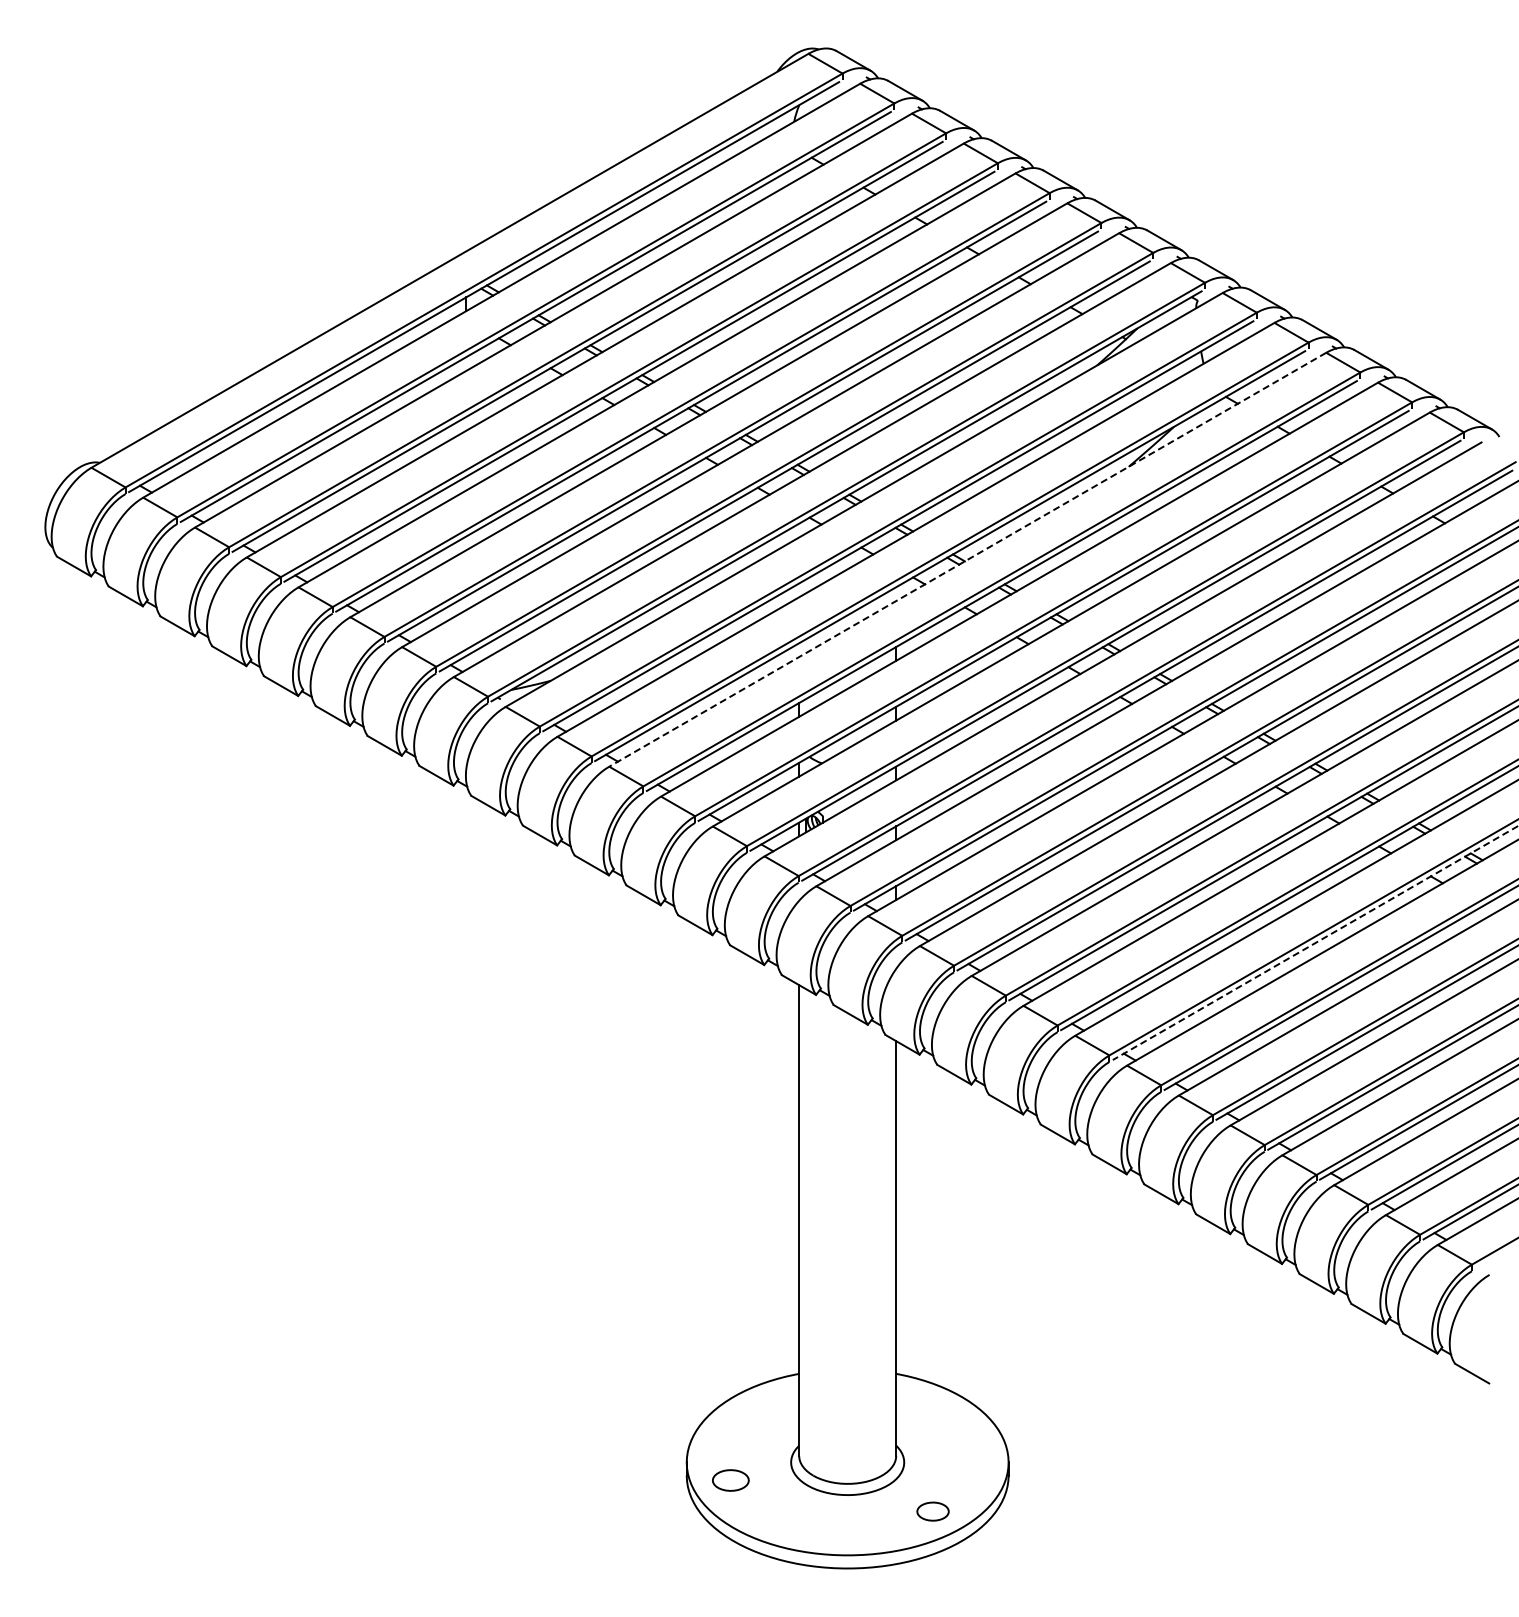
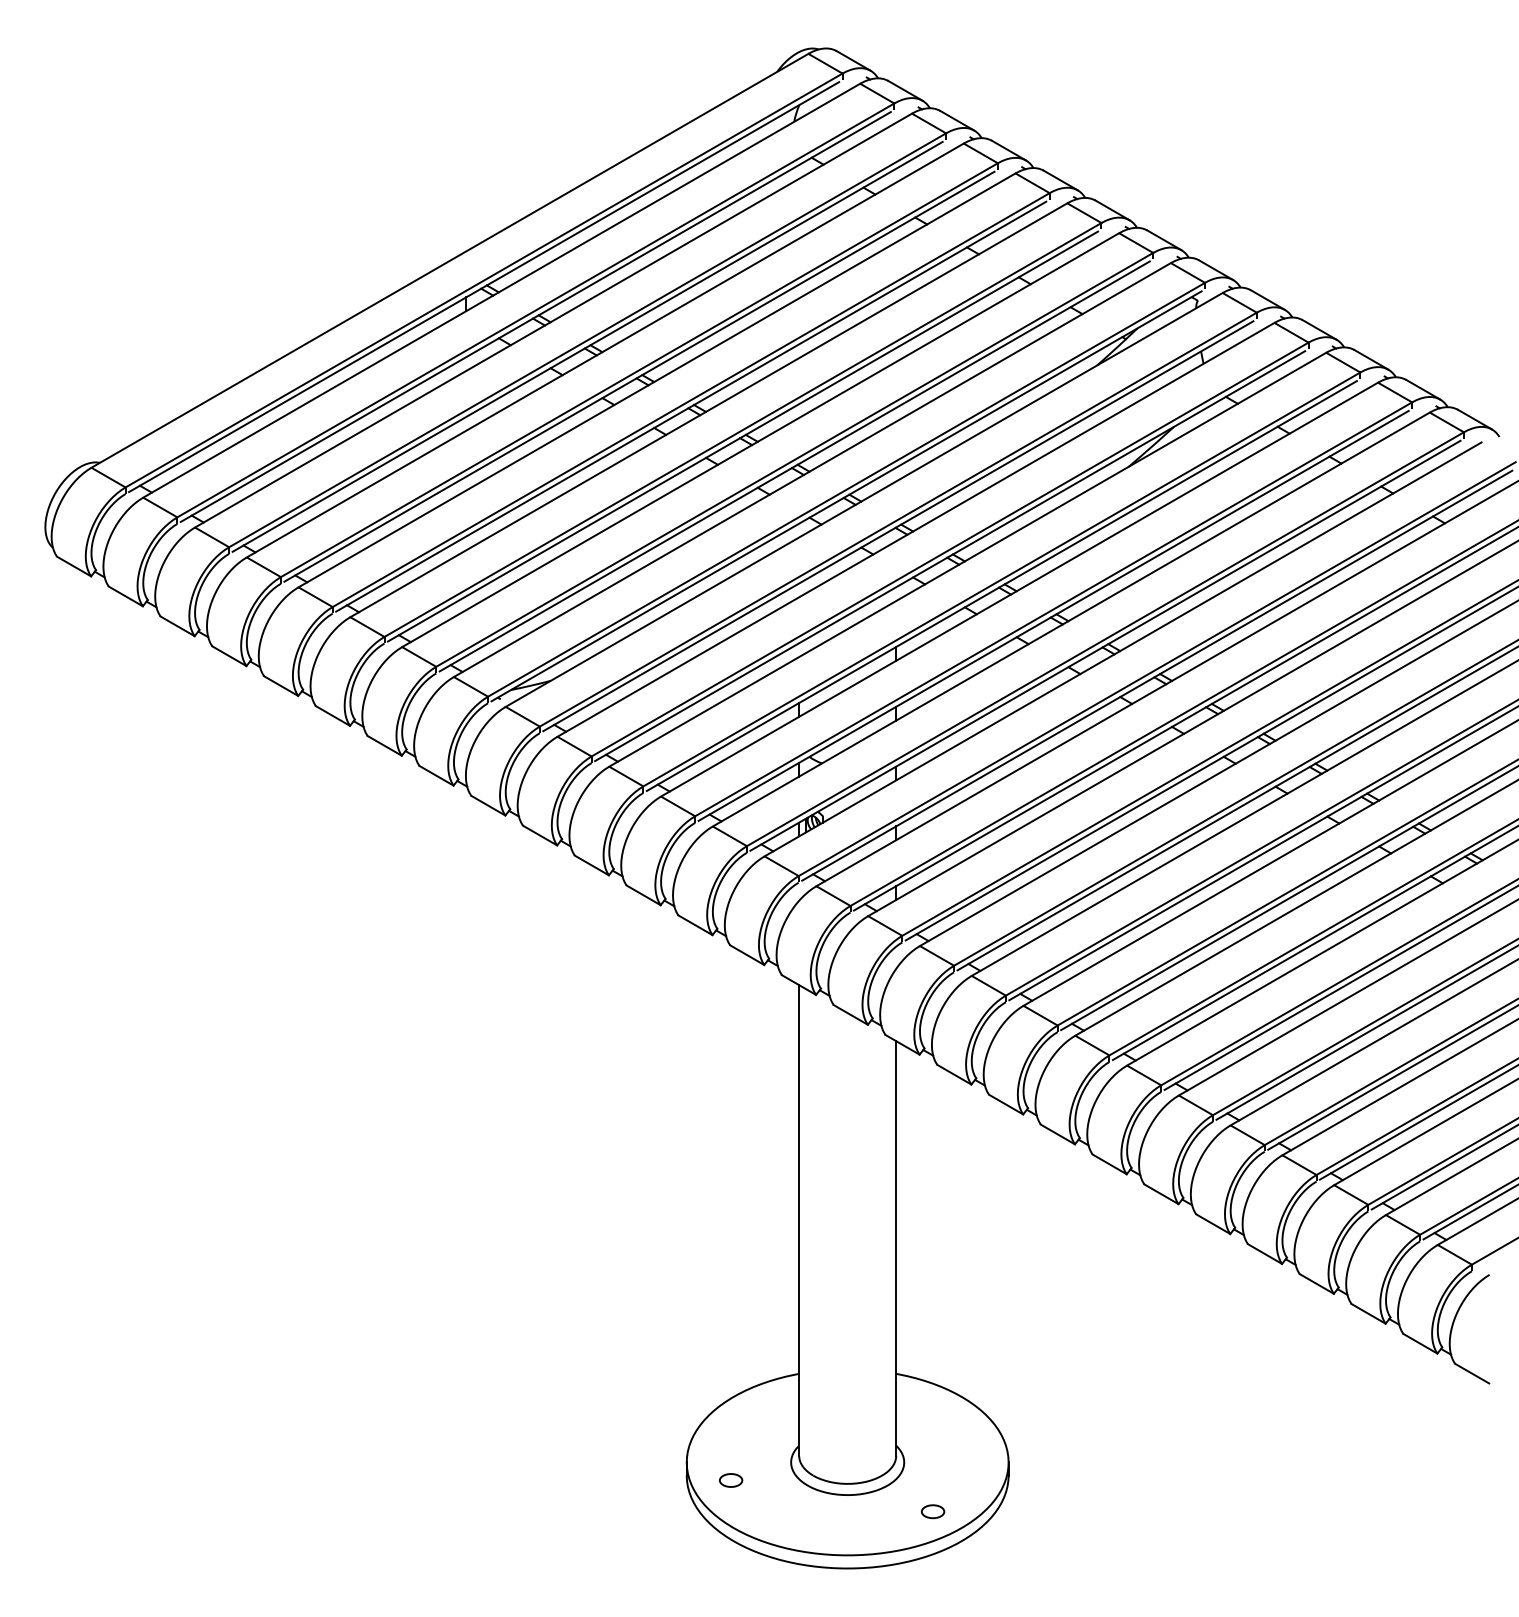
line: dashed -> solid (967, 559)
line: dashed -> solid (1315, 943)
part size: 38x23 px -> 25x15 px (731, 1480)
part size: 34x21 px -> 26x16 px (932, 1511)
